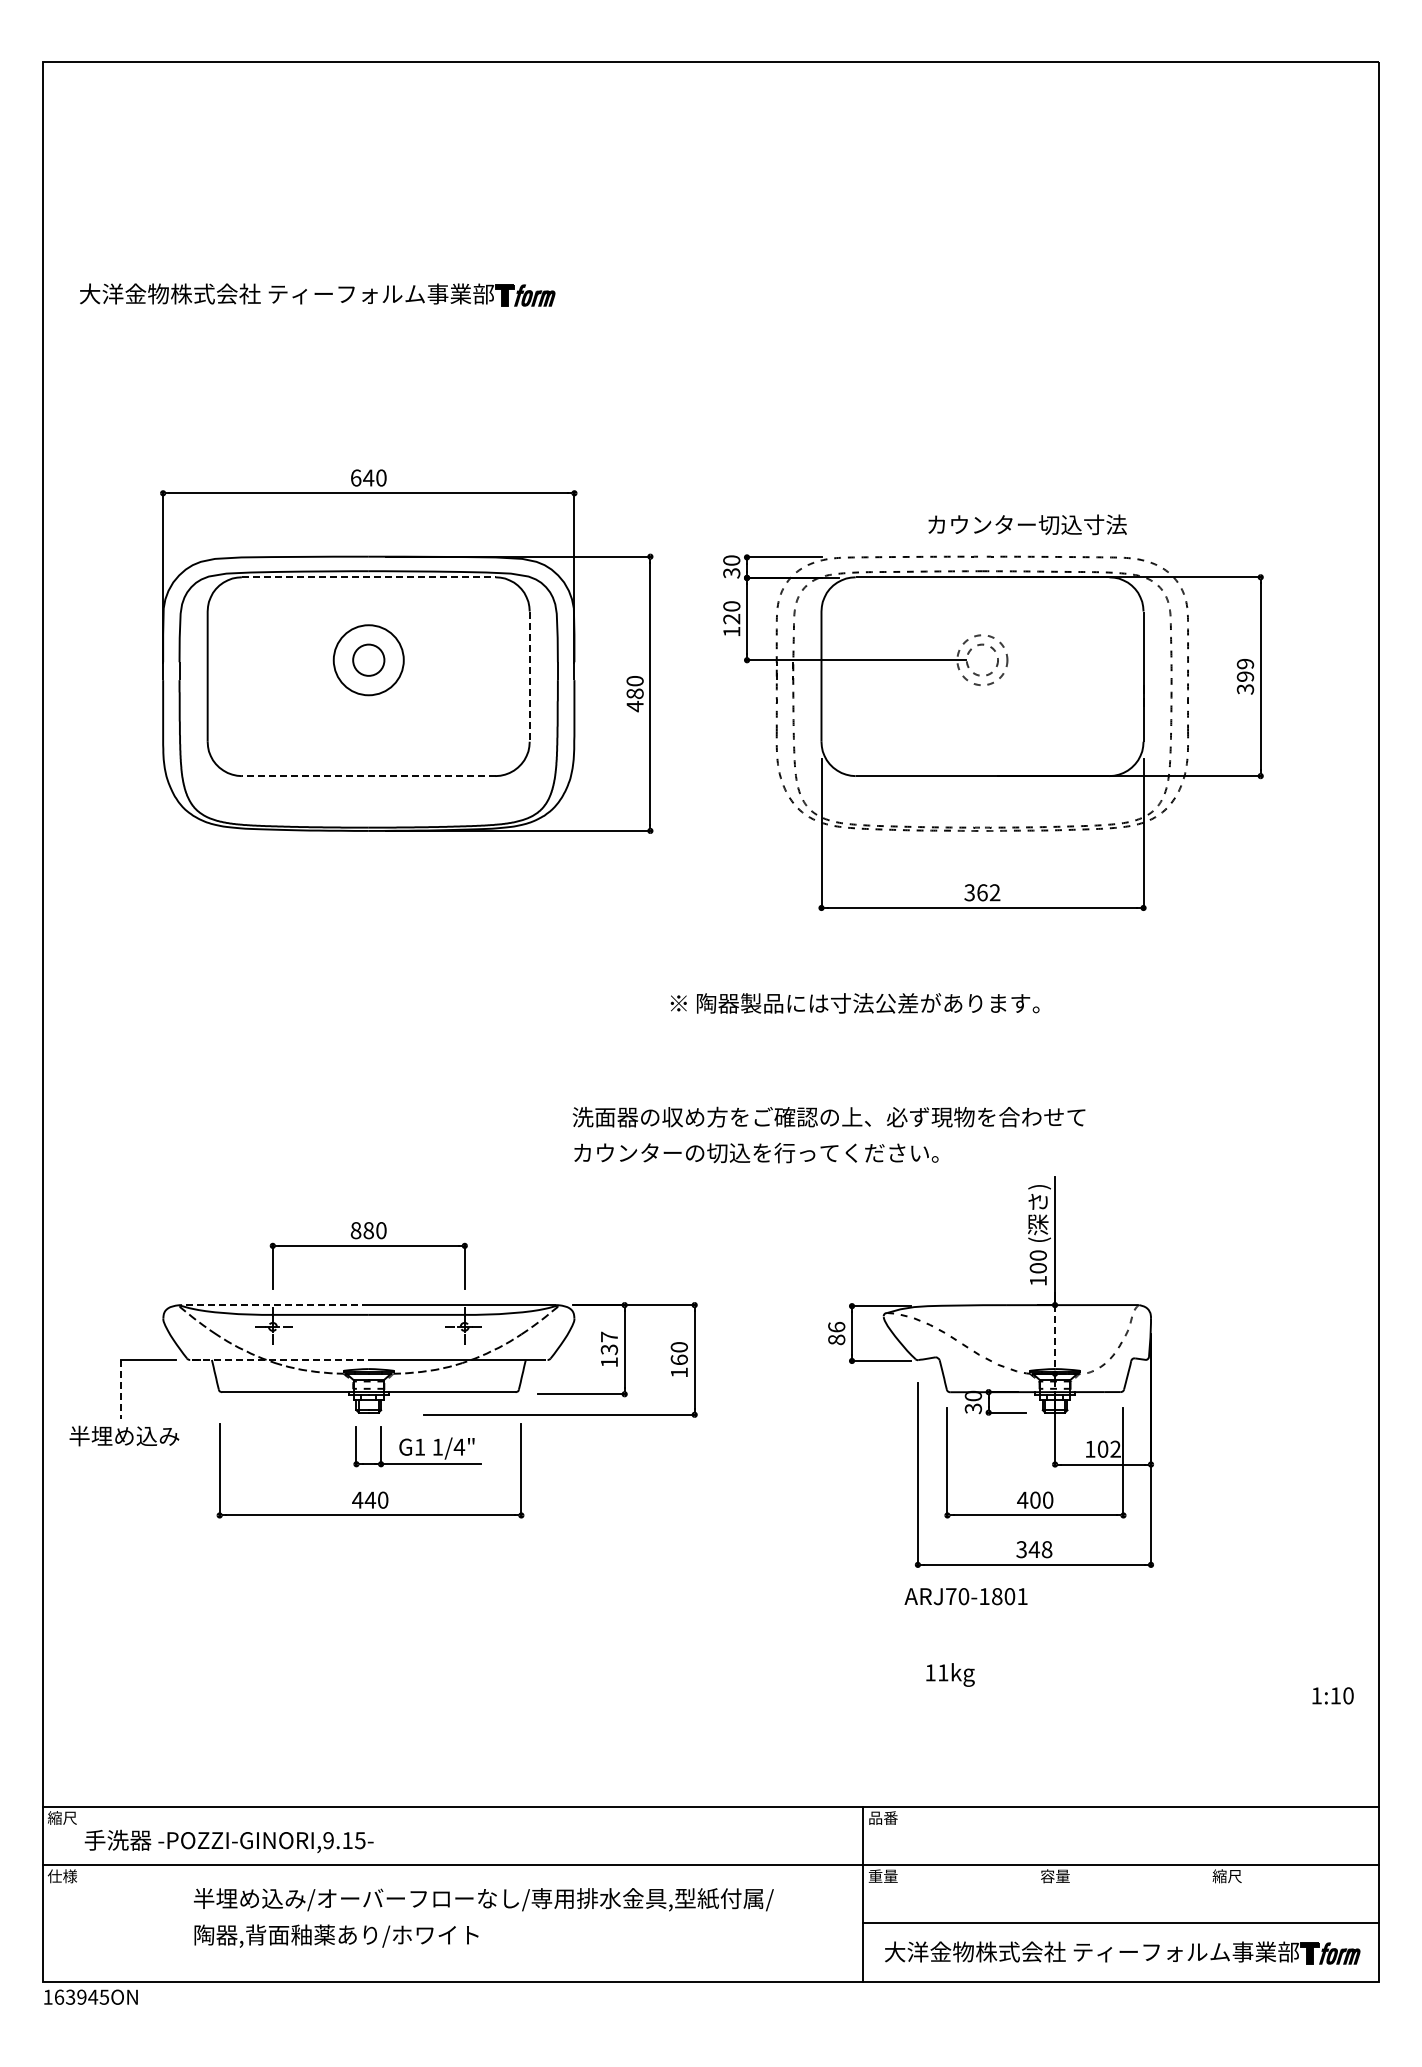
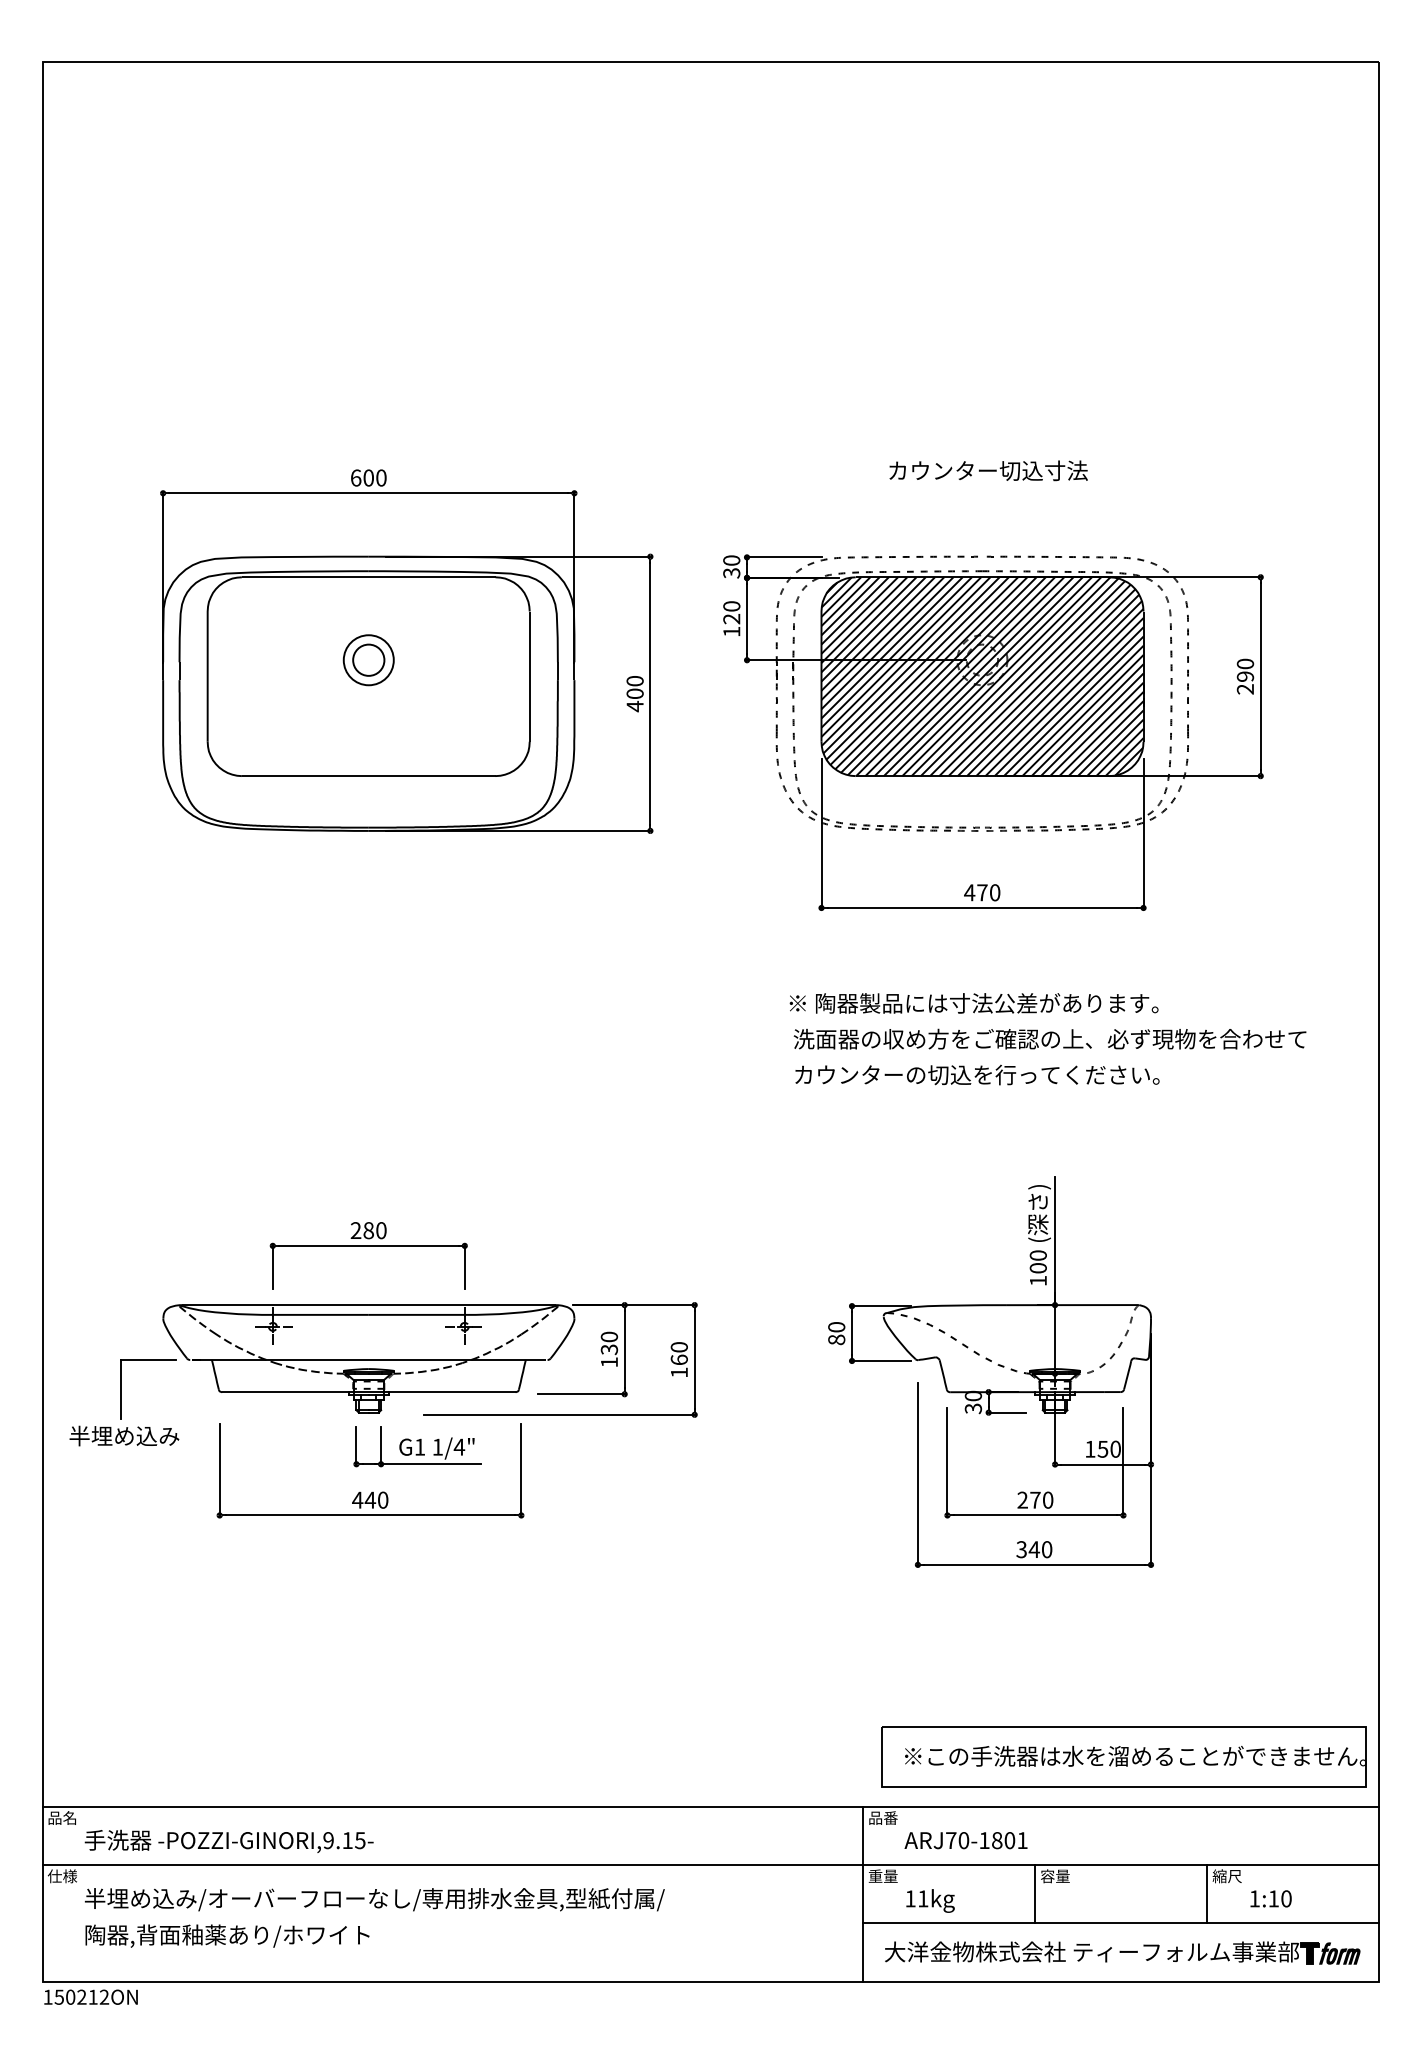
part: present -> none (317, 294)
text: 640 -> 600 (368, 477)
text position: (1027, 524) -> (988, 470) (988, 470)
line: dashed -> solid (368, 577)
circle diameter: 70 px -> 50 px (368, 660)
hatch: none -> present (982, 676)
text: 399 -> 290 (1245, 676)
line: dashed -> solid (529, 677)
text: 480 -> 400 (635, 693)
line: dashed -> solid (368, 776)
text: 362 -> 470 (982, 892)
text position: (854, 1003) -> (973, 1003) (973, 1003)
text position: (828, 1134) -> (1049, 1056) (1049, 1056)
text: 880 -> 280 (355, 1230)
line: dashed -> solid (274, 1305)
text: 86 -> 80 (836, 1326)
text: 137 -> 130 (609, 1336)
line: dashed -> solid (1055, 1339)
line: dashed -> solid (280, 1359)
line: dashed -> solid (121, 1389)
text: 102 -> 150 (1108, 1448)
text: 400 -> 270 (1028, 1499)
text: 348 -> 340 (1046, 1549)
text position: (965, 1596) -> (965, 1840) (965, 1840)
text position: (950, 1674) -> (930, 1900) (930, 1900)
text position: (1332, 1695) -> (1270, 1898) (1270, 1898)
part: none -> present (1123, 1756)
text: 縮尺 -> 品名 (61, 1817)
line: none -> present (1035, 1894)
line: none -> present (1207, 1894)
text position: (483, 1917) -> (374, 1917) (374, 1917)
text: 163945ON -> 150212ON (81, 1996)
